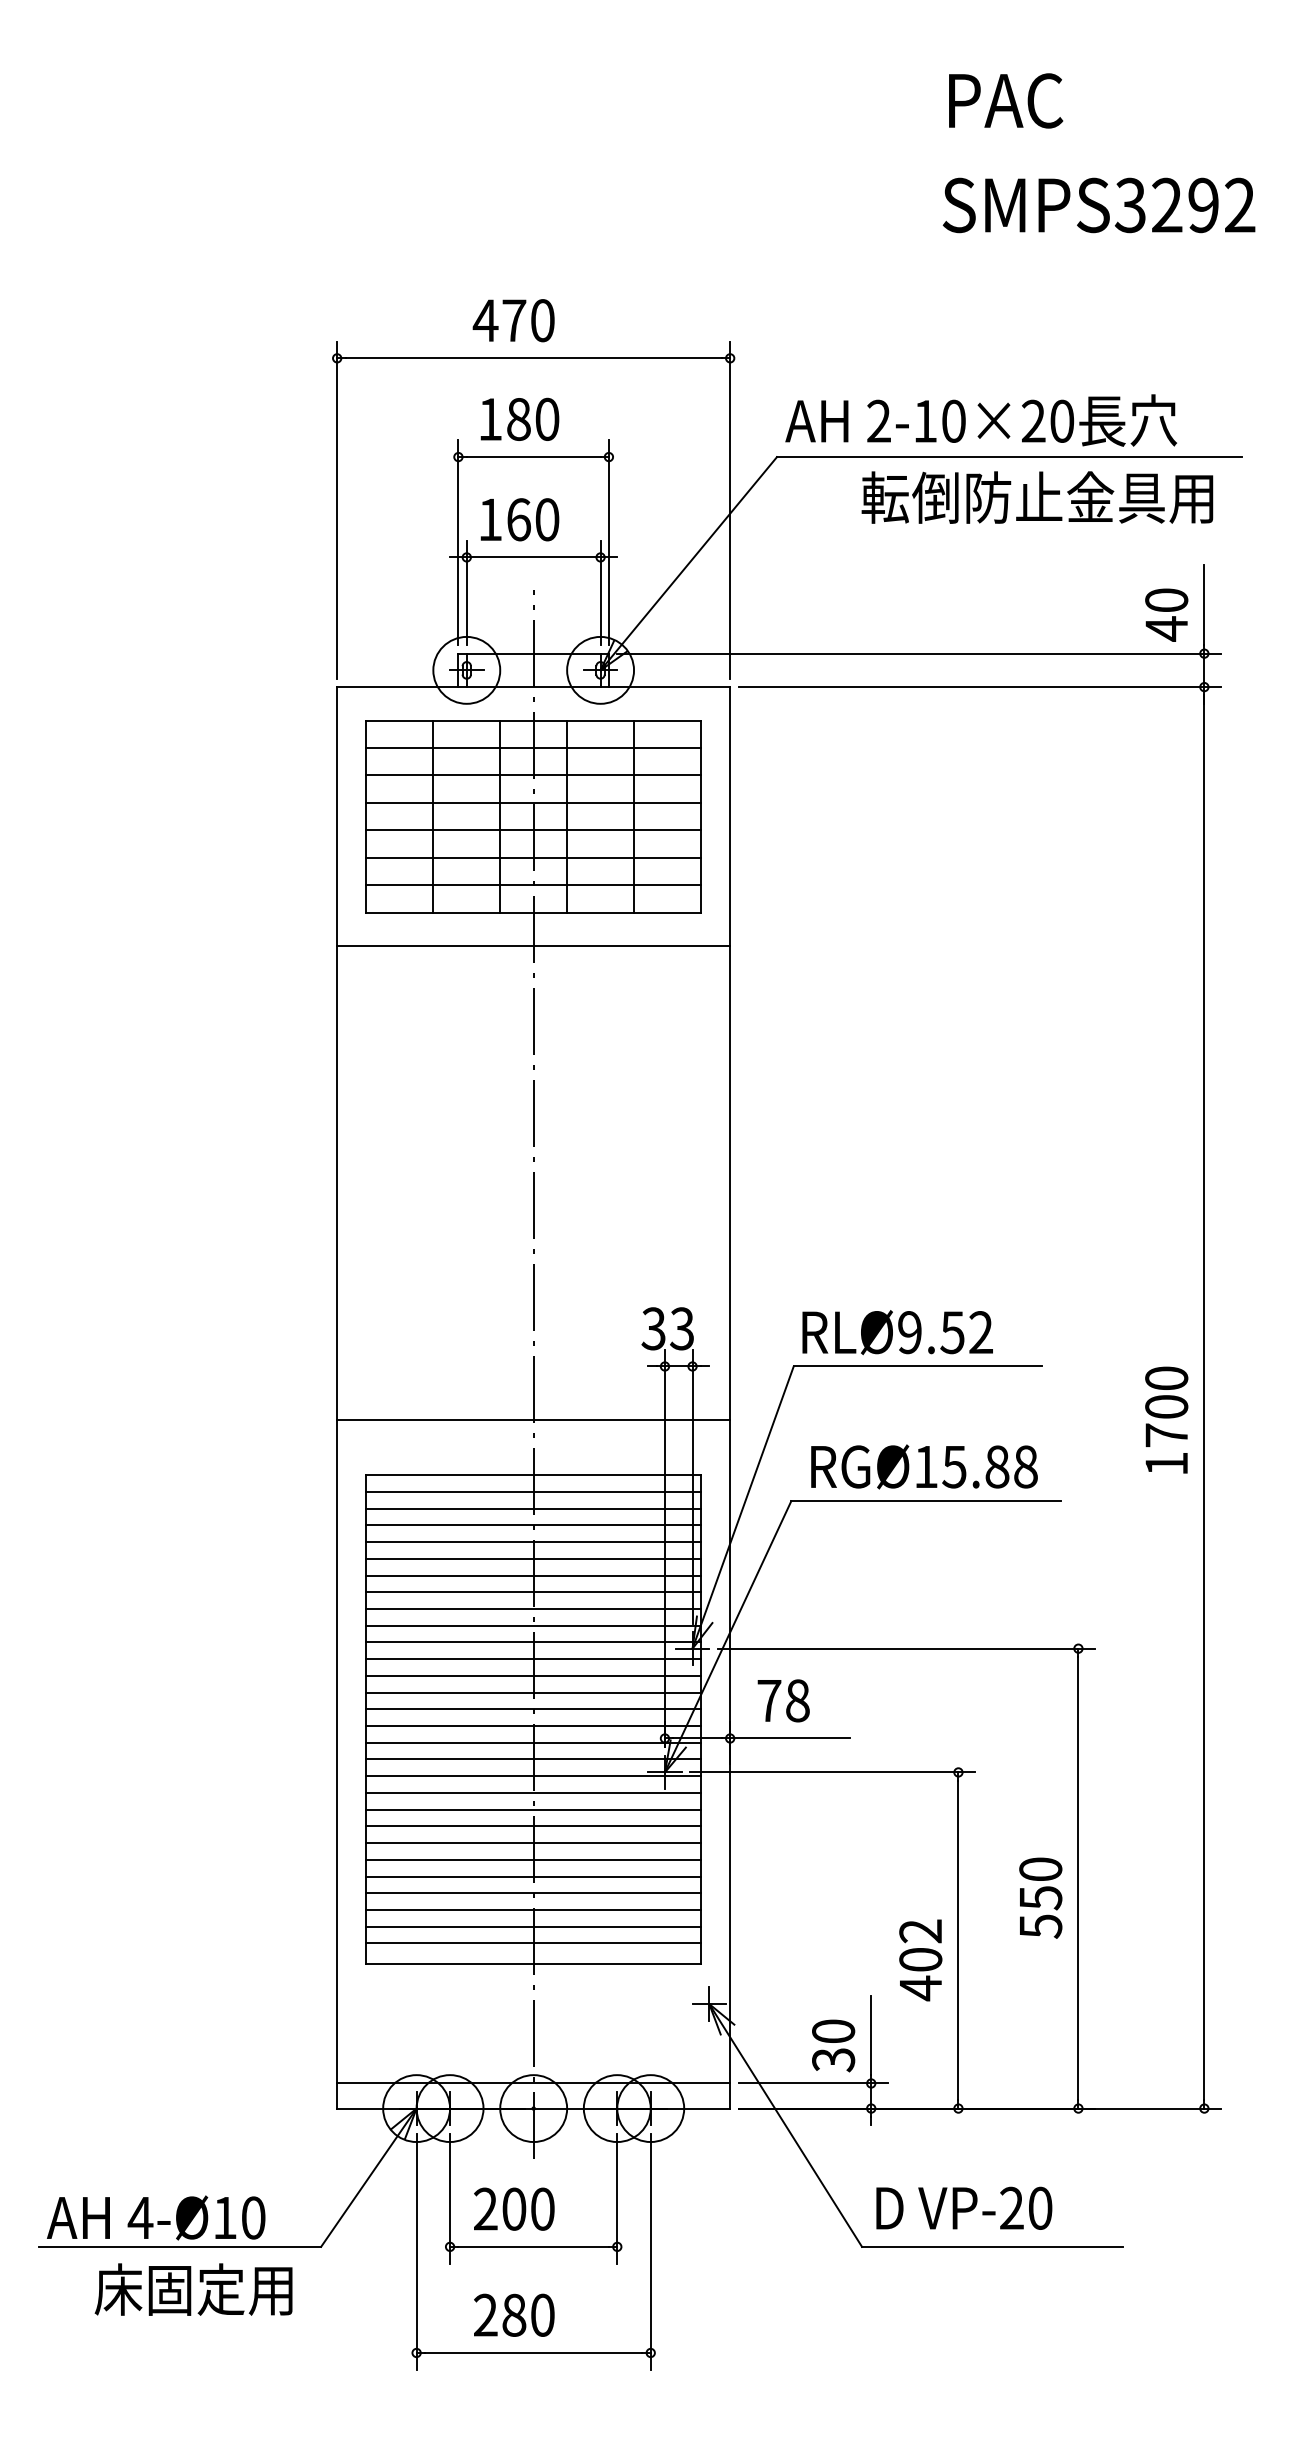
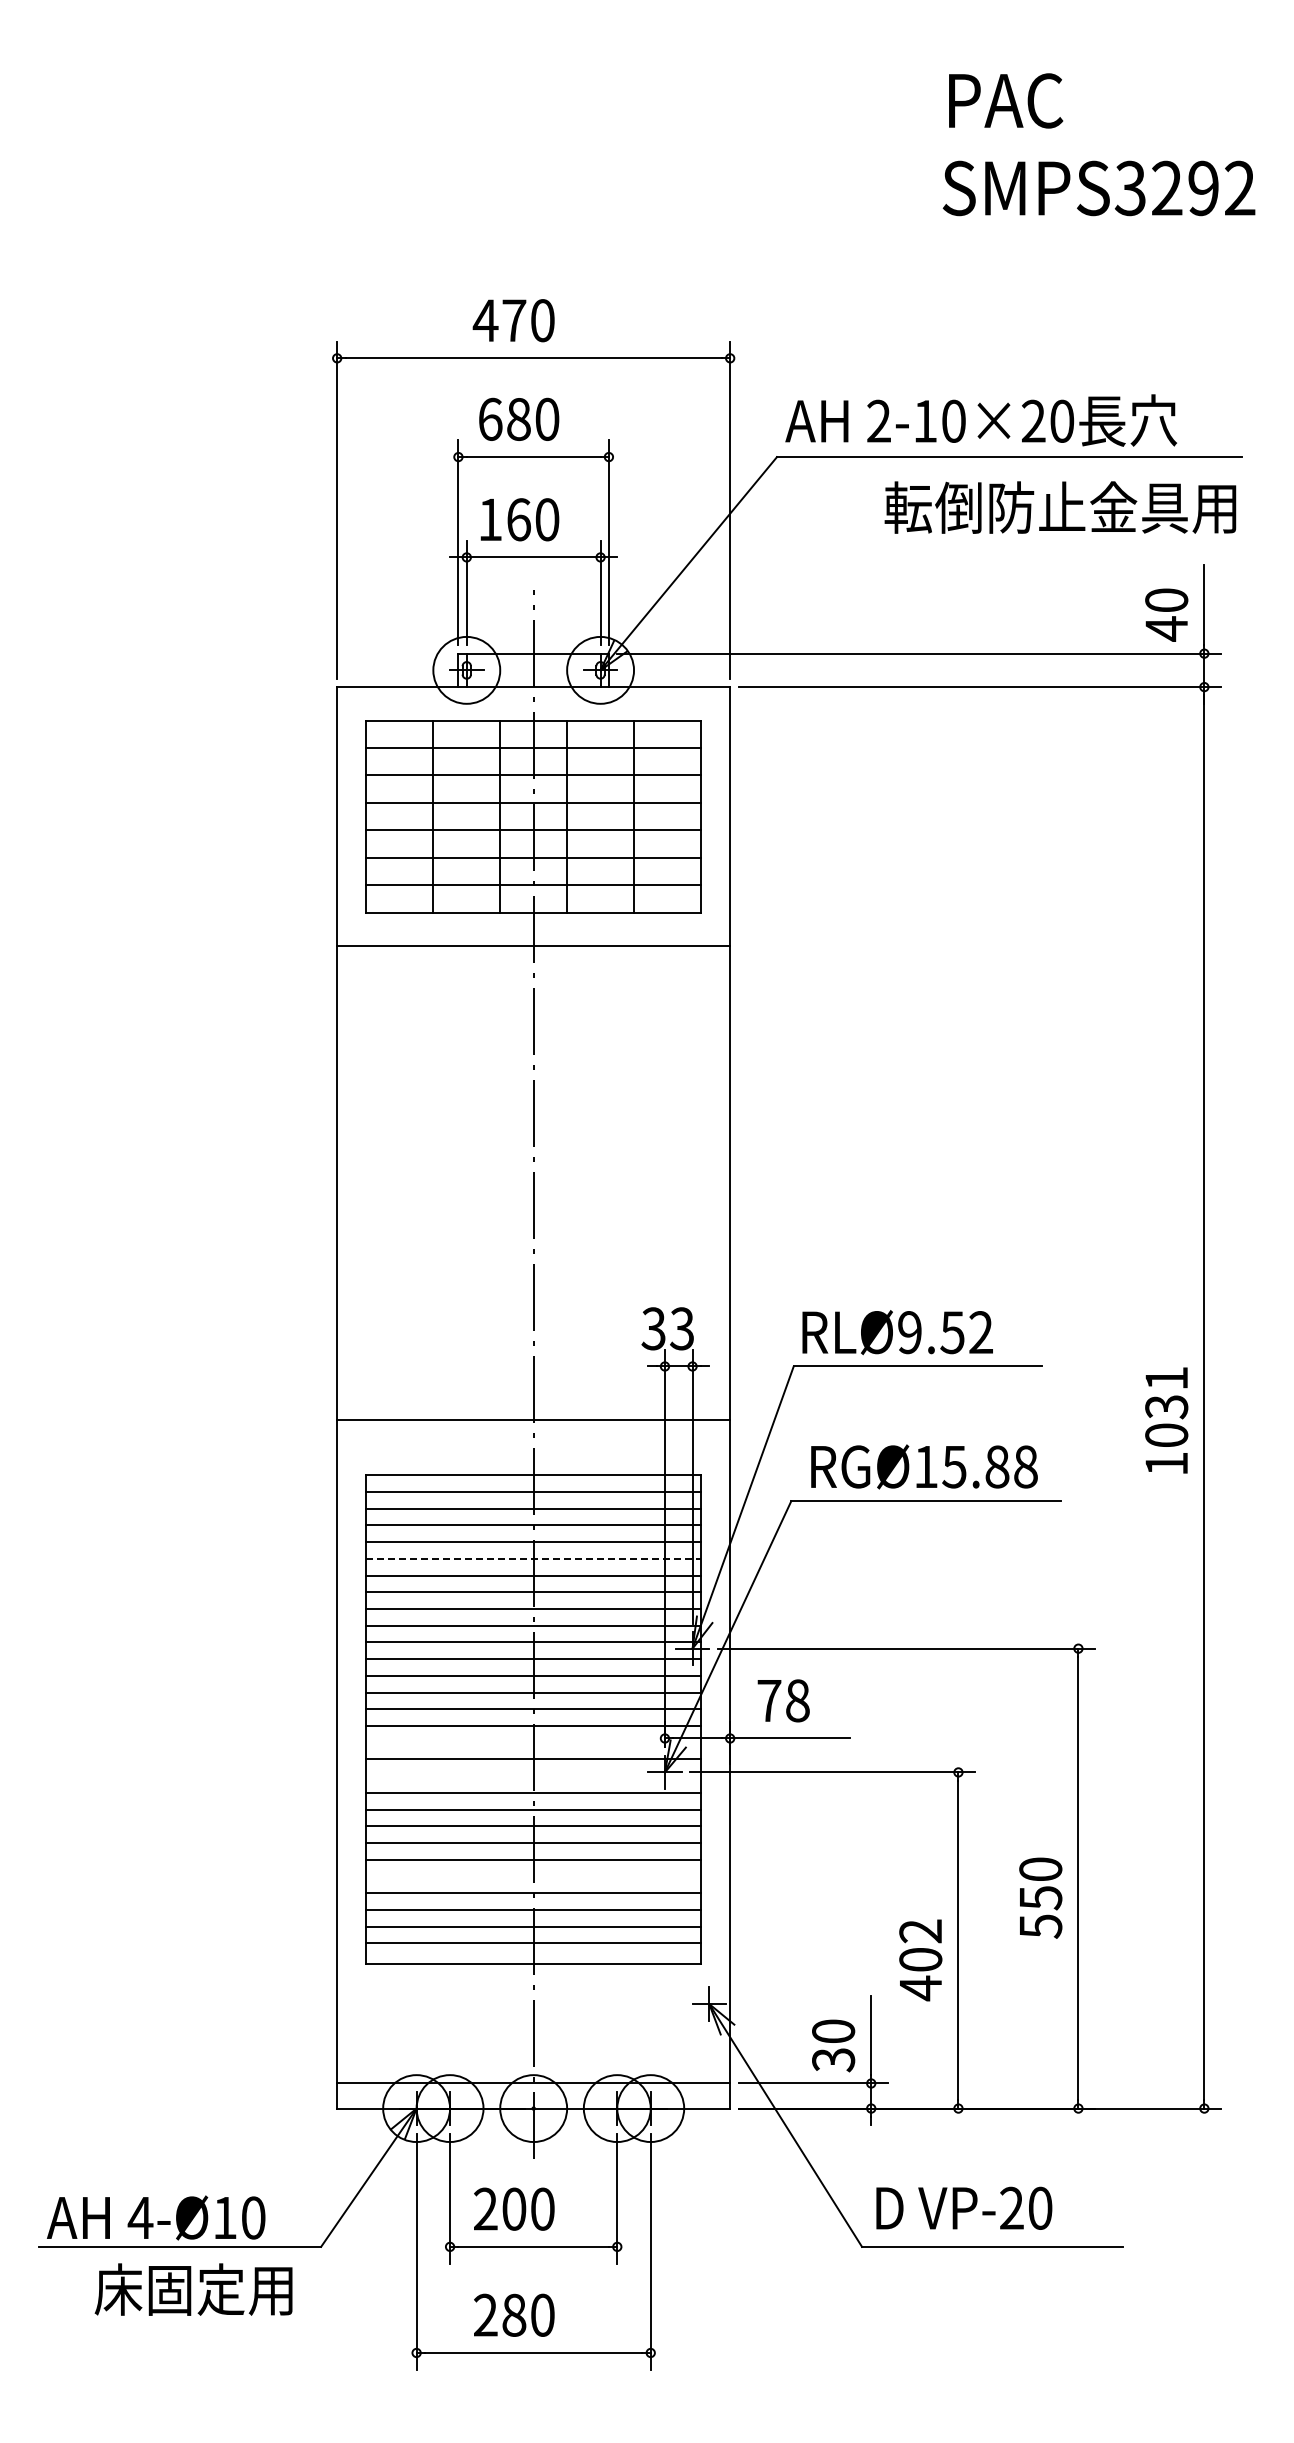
text position: (1098, 205) -> (1098, 188) (1098, 188)
text: 180 -> 680 (490, 418)
text position: (1037, 497) -> (1060, 507) (1060, 507)
text: 1700 -> 1031 (1166, 1406)
line: solid -> dashed (534, 1558)
line: present -> none (533, 1742)
line: present -> none (533, 1776)
line: present -> none (533, 1876)
